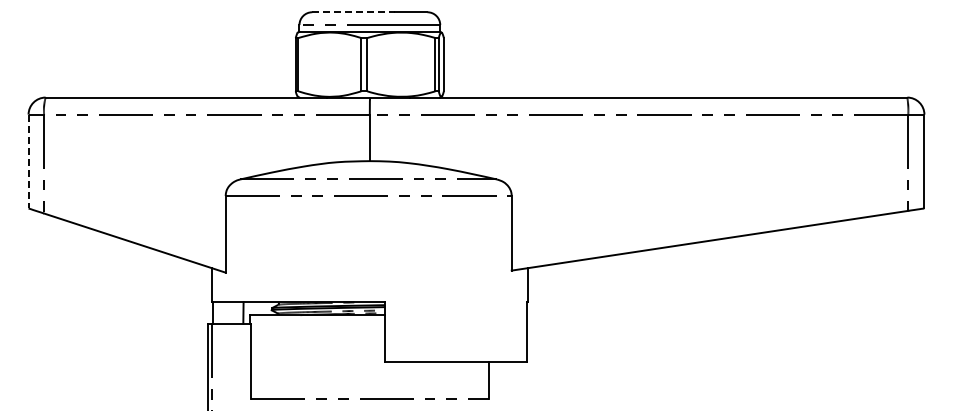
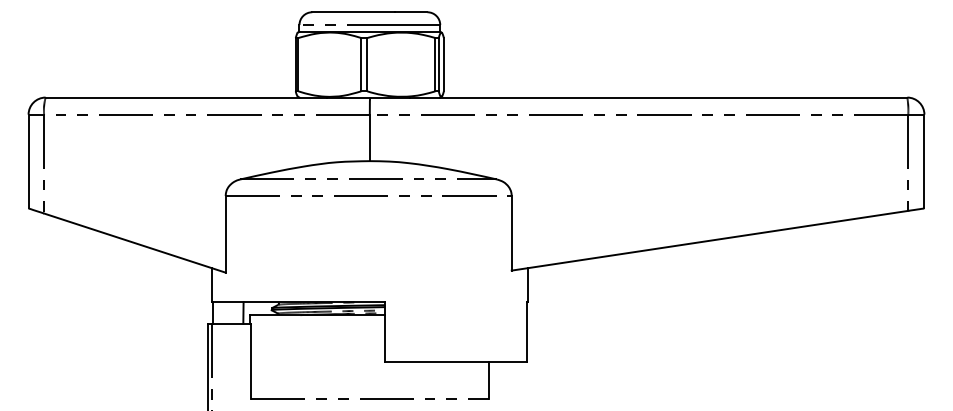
line: dashed -> solid (354, 12)
line: dashed -> solid (28, 161)
